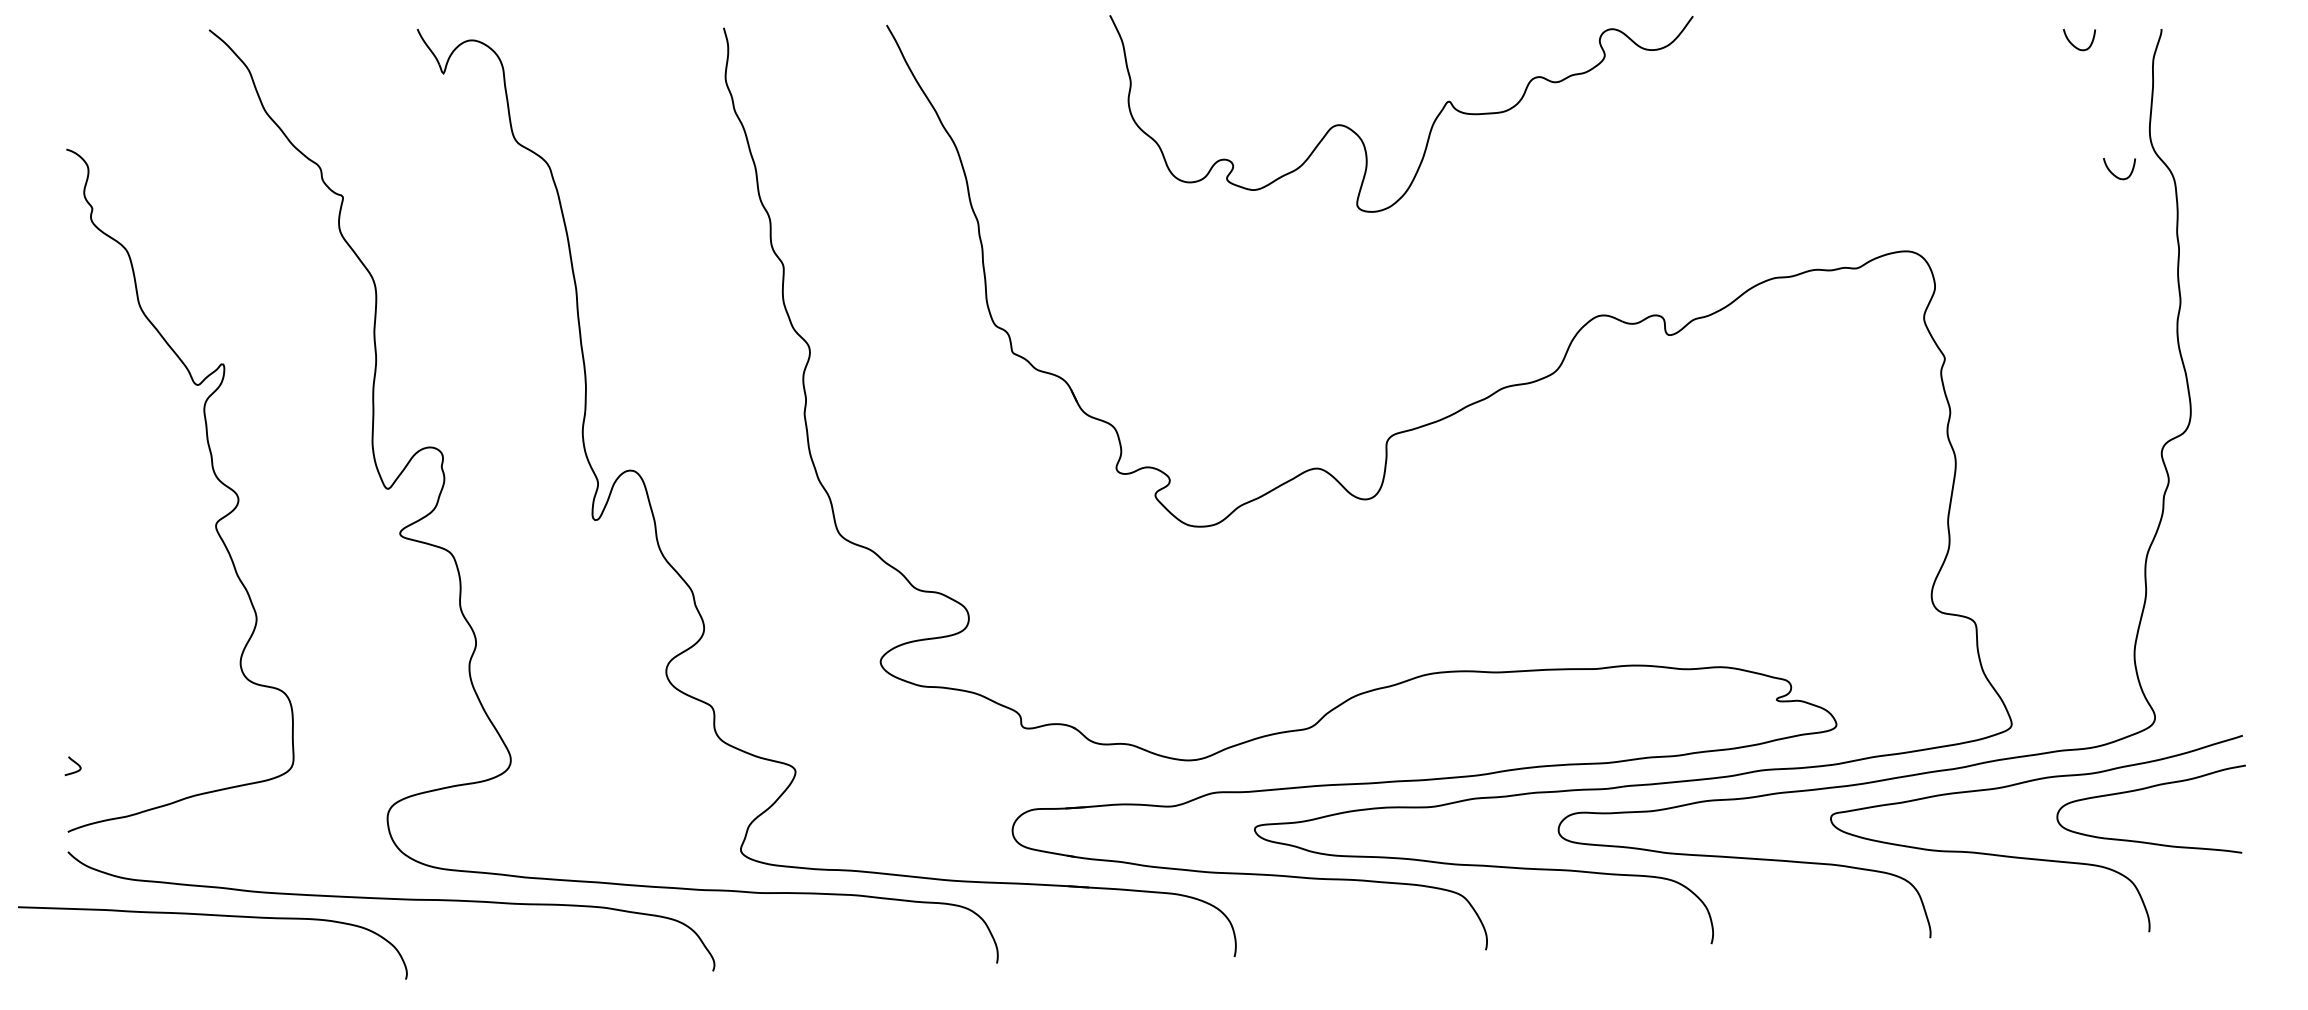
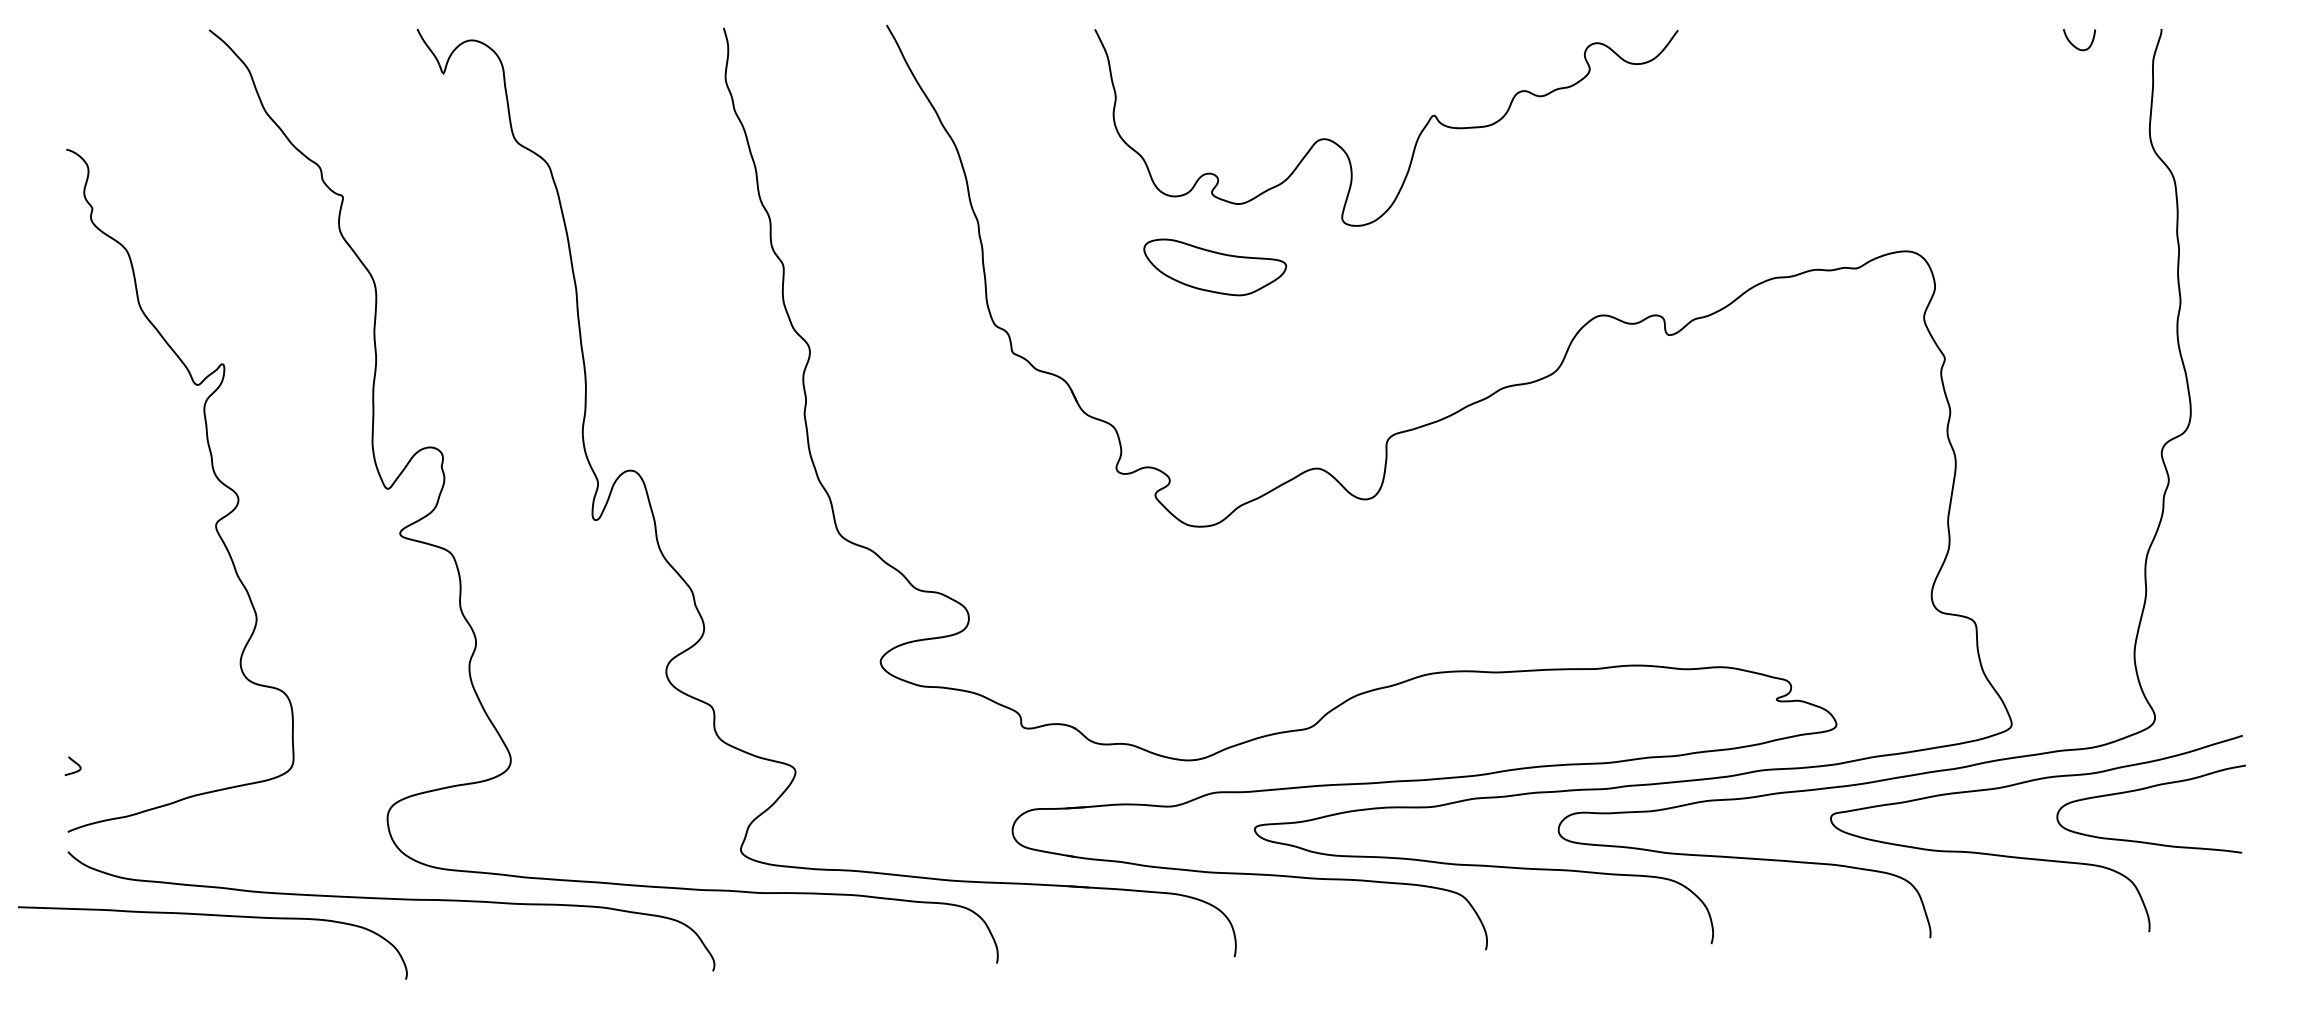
curve position: (1431, 125) -> (1416, 139) (1416, 139)
curve: present -> none (2116, 175)
part: none -> present (1215, 267)
